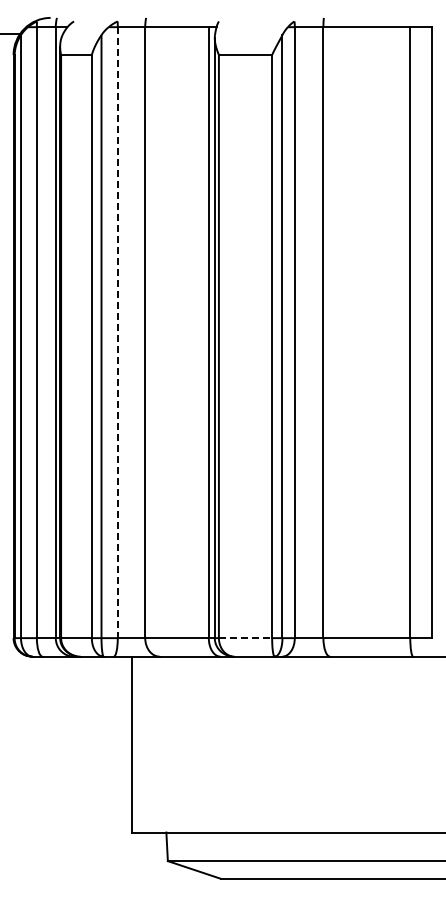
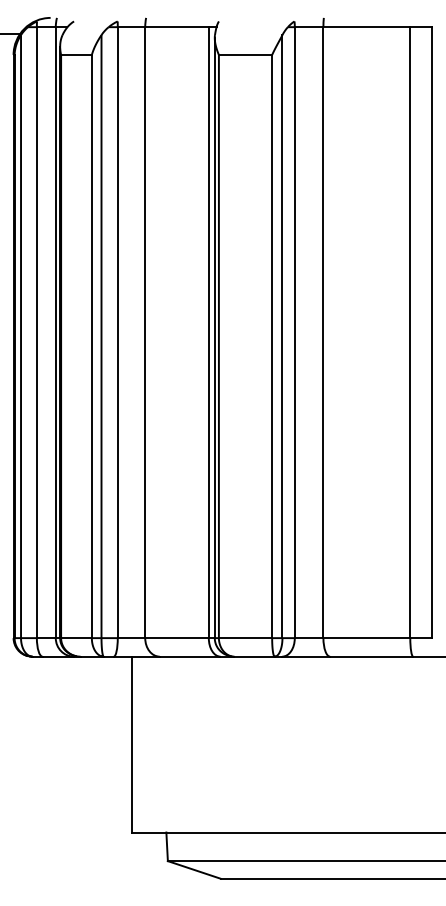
line: dashed -> solid (117, 333)
line: dashed -> solid (245, 638)
